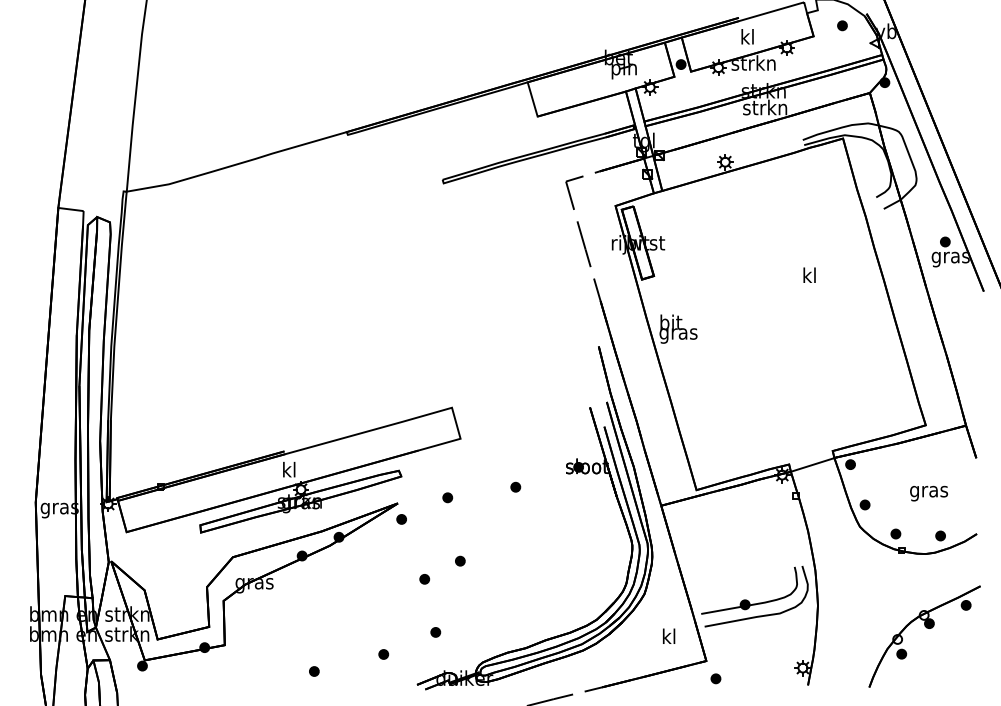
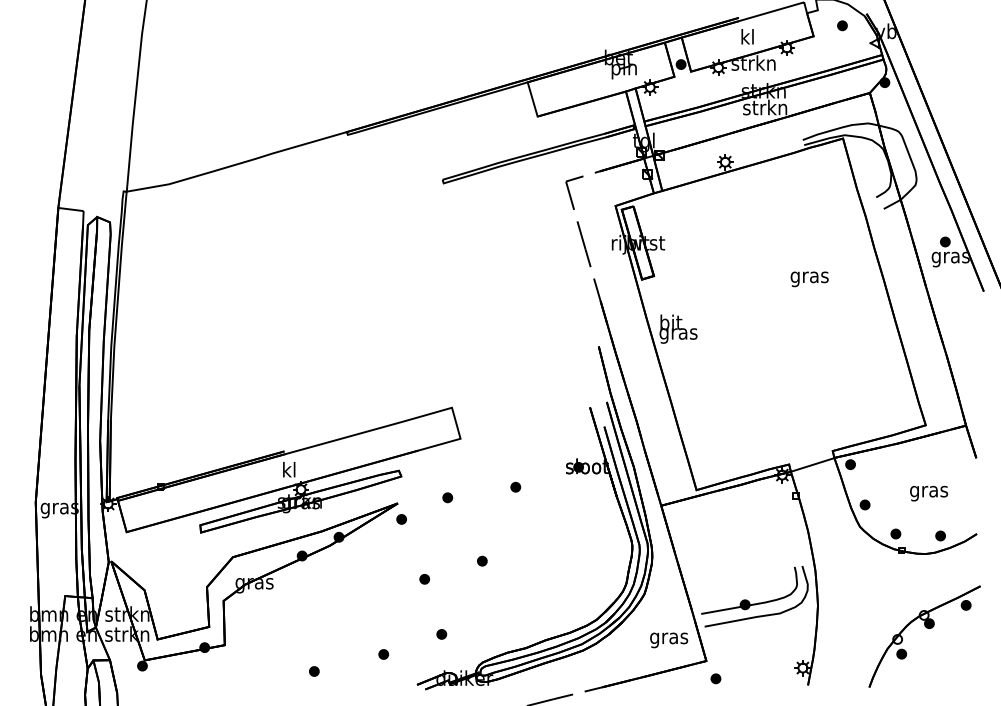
text: kl -> gras (809, 277)
part position: (460, 560) -> (482, 560) (482, 560)
part position: (435, 632) -> (441, 634) (441, 634)
text: kl -> gras (669, 638)
